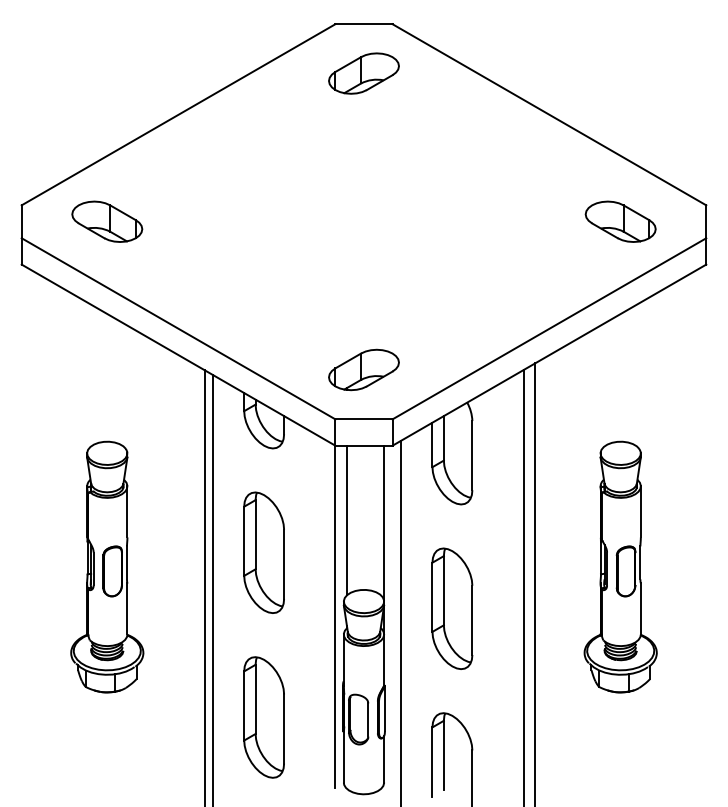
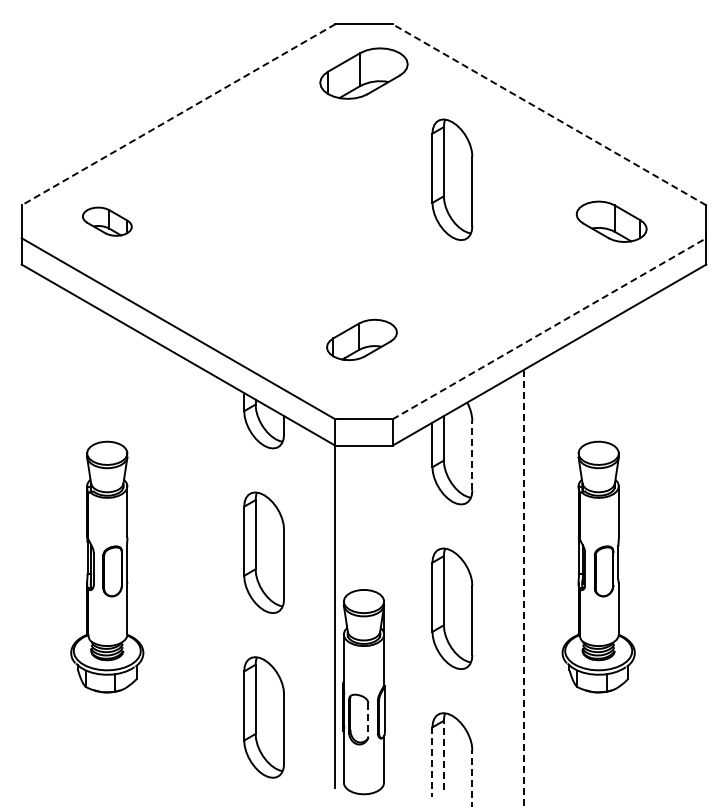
part size: 72x43 px -> 90x53 px (363, 73)
line: solid -> dashed (548, 114)
line: solid -> dashed (178, 115)
part: none -> present (452, 179)
part size: 73x43 px -> 51x31 px (107, 221)
part position: (620, 221) -> (611, 221) (611, 221)
line: solid -> dashed (549, 328)
part position: (363, 369) -> (361, 339) (361, 339)
line: solid -> dashed (472, 455)
line: present -> none (346, 520)
line: present -> none (383, 522)
part position: (620, 566) -> (598, 566) (598, 566)
line: present -> none (535, 583)
line: present -> none (204, 586)
line: present -> none (212, 588)
line: solid -> dashed (523, 588)
line: present -> none (401, 621)
line: solid -> dashed (368, 720)
line: solid -> dashed (443, 755)
line: solid -> dashed (432, 761)
line: solid -> dashed (472, 778)
